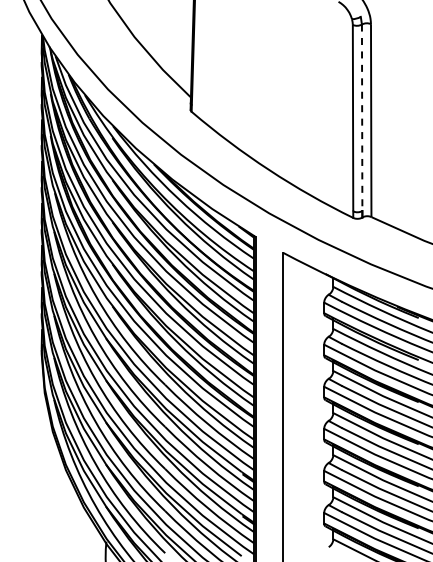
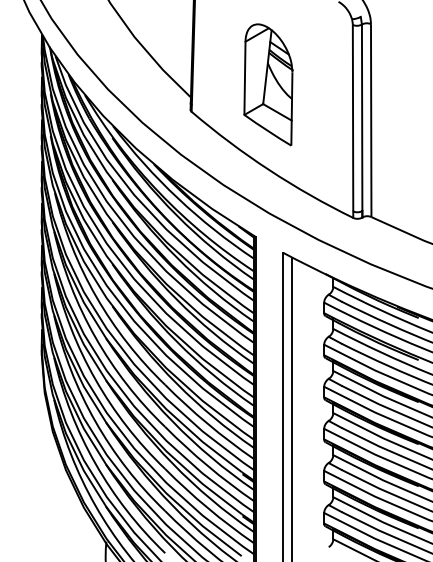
part: none -> present (268, 84)
line: dashed -> solid (362, 117)
line: none -> present (292, 407)
